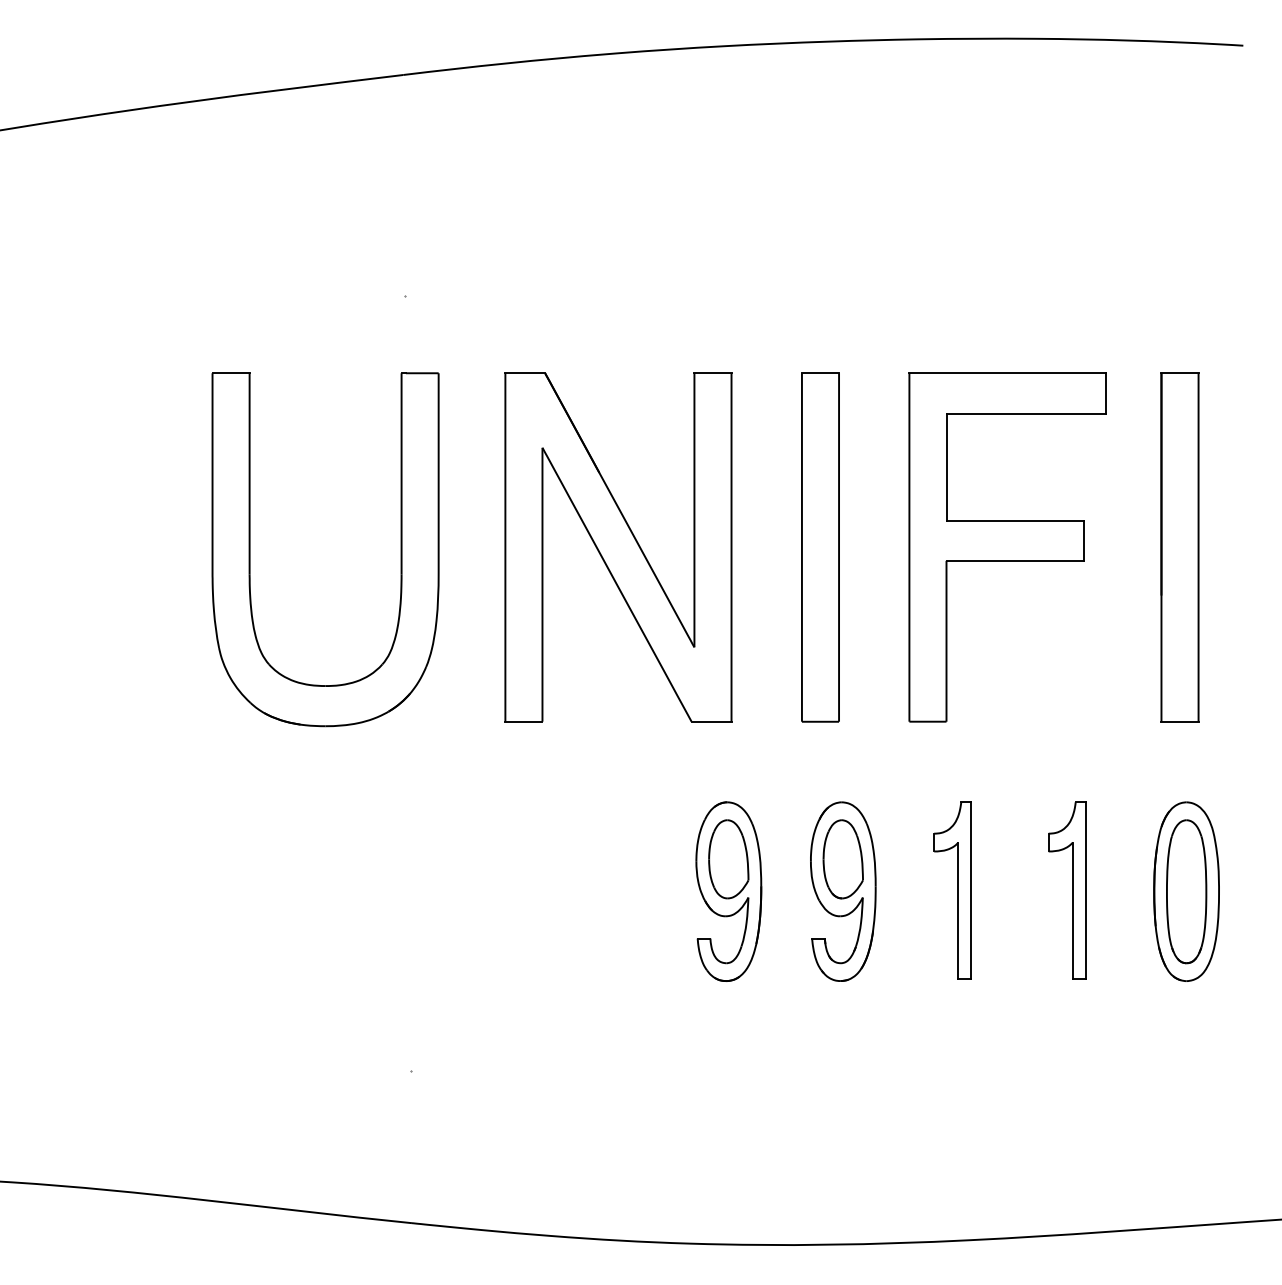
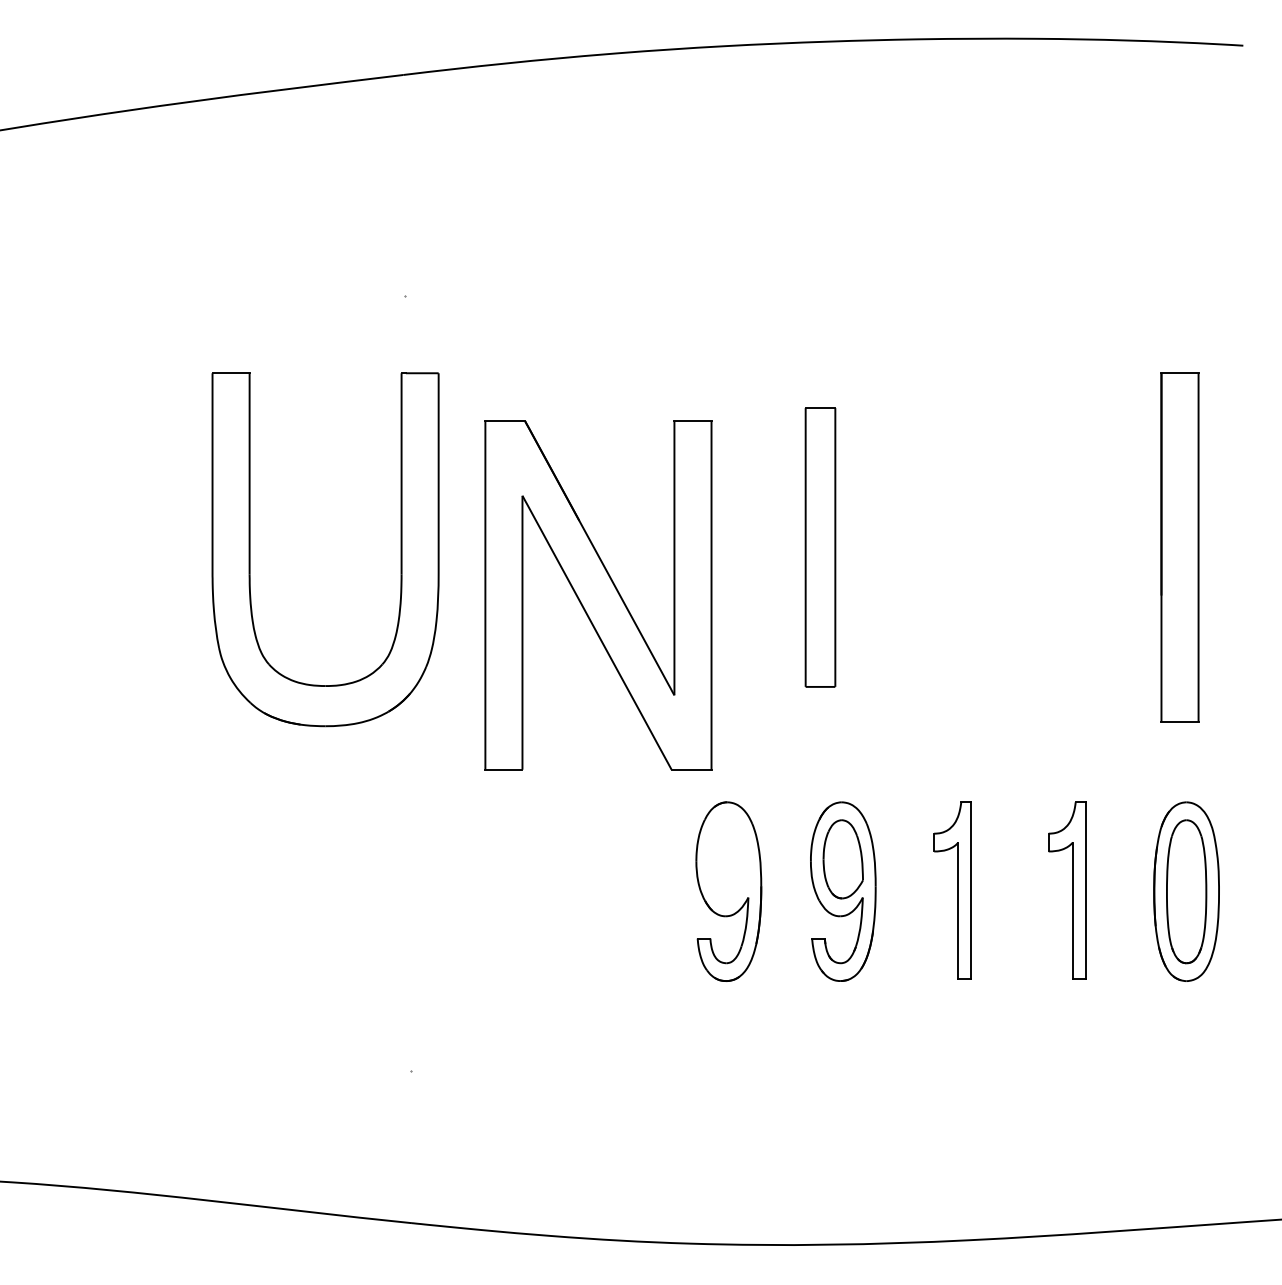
part position: (618, 547) -> (598, 595) (598, 595)
part size: 39x351 px -> 33x281 px (820, 547)
part: present -> none (1007, 547)
part: present -> none (728, 859)
